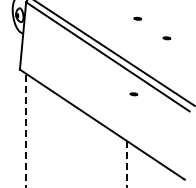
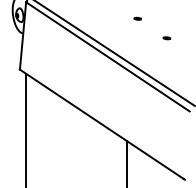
part: present -> none (133, 94)
line: dashed -> solid (26, 130)
line: dashed -> solid (127, 164)
